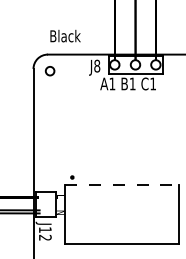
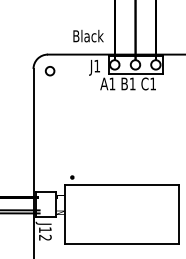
text position: (65, 36) -> (88, 36) (88, 36)
text: J8 -> J1 (97, 65)
line: dashed -> solid (122, 184)
